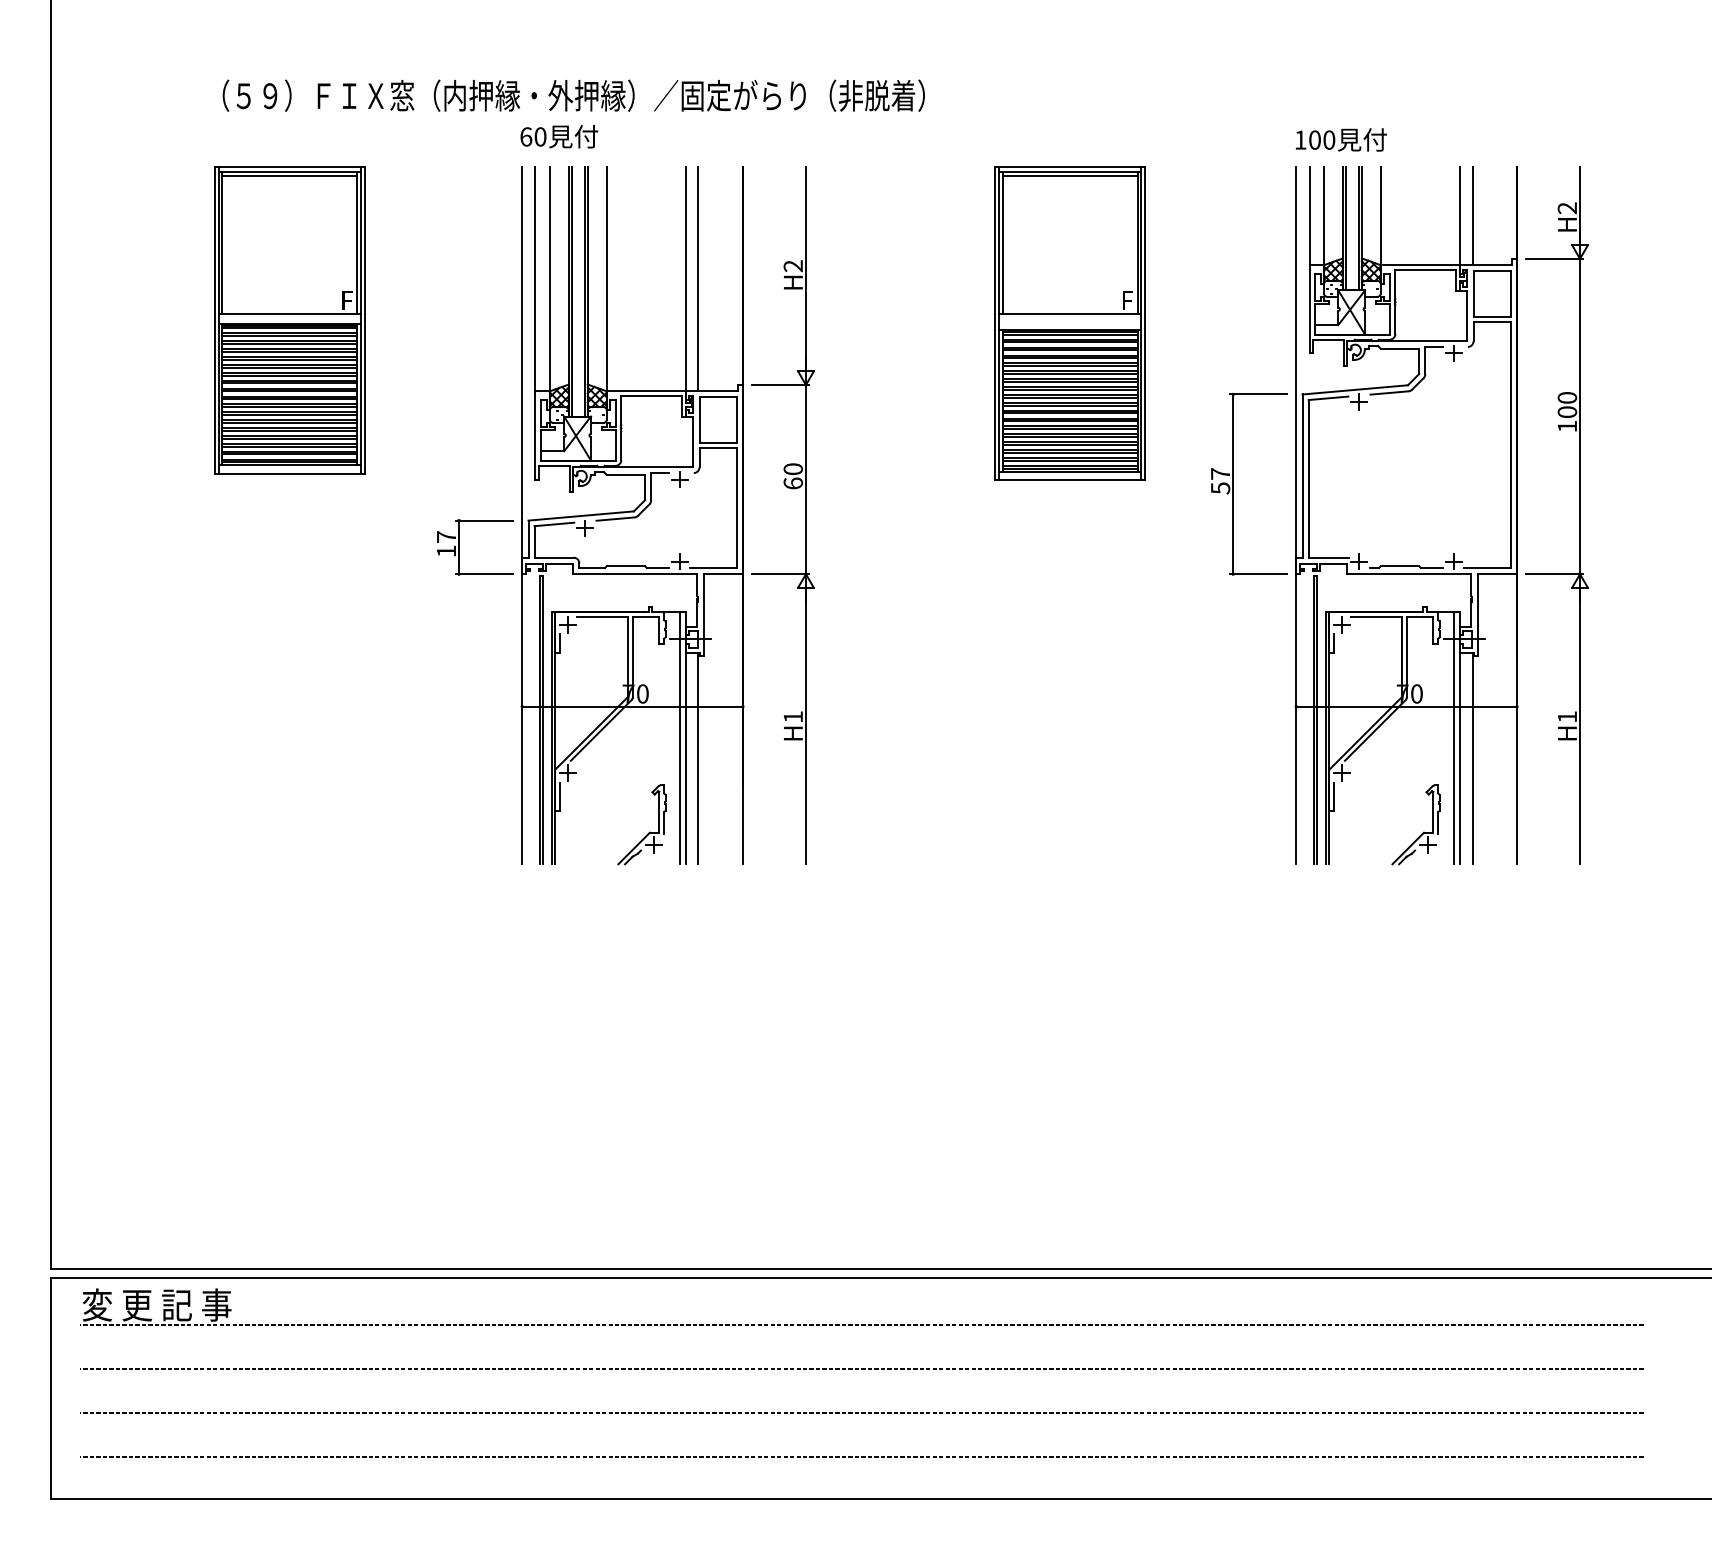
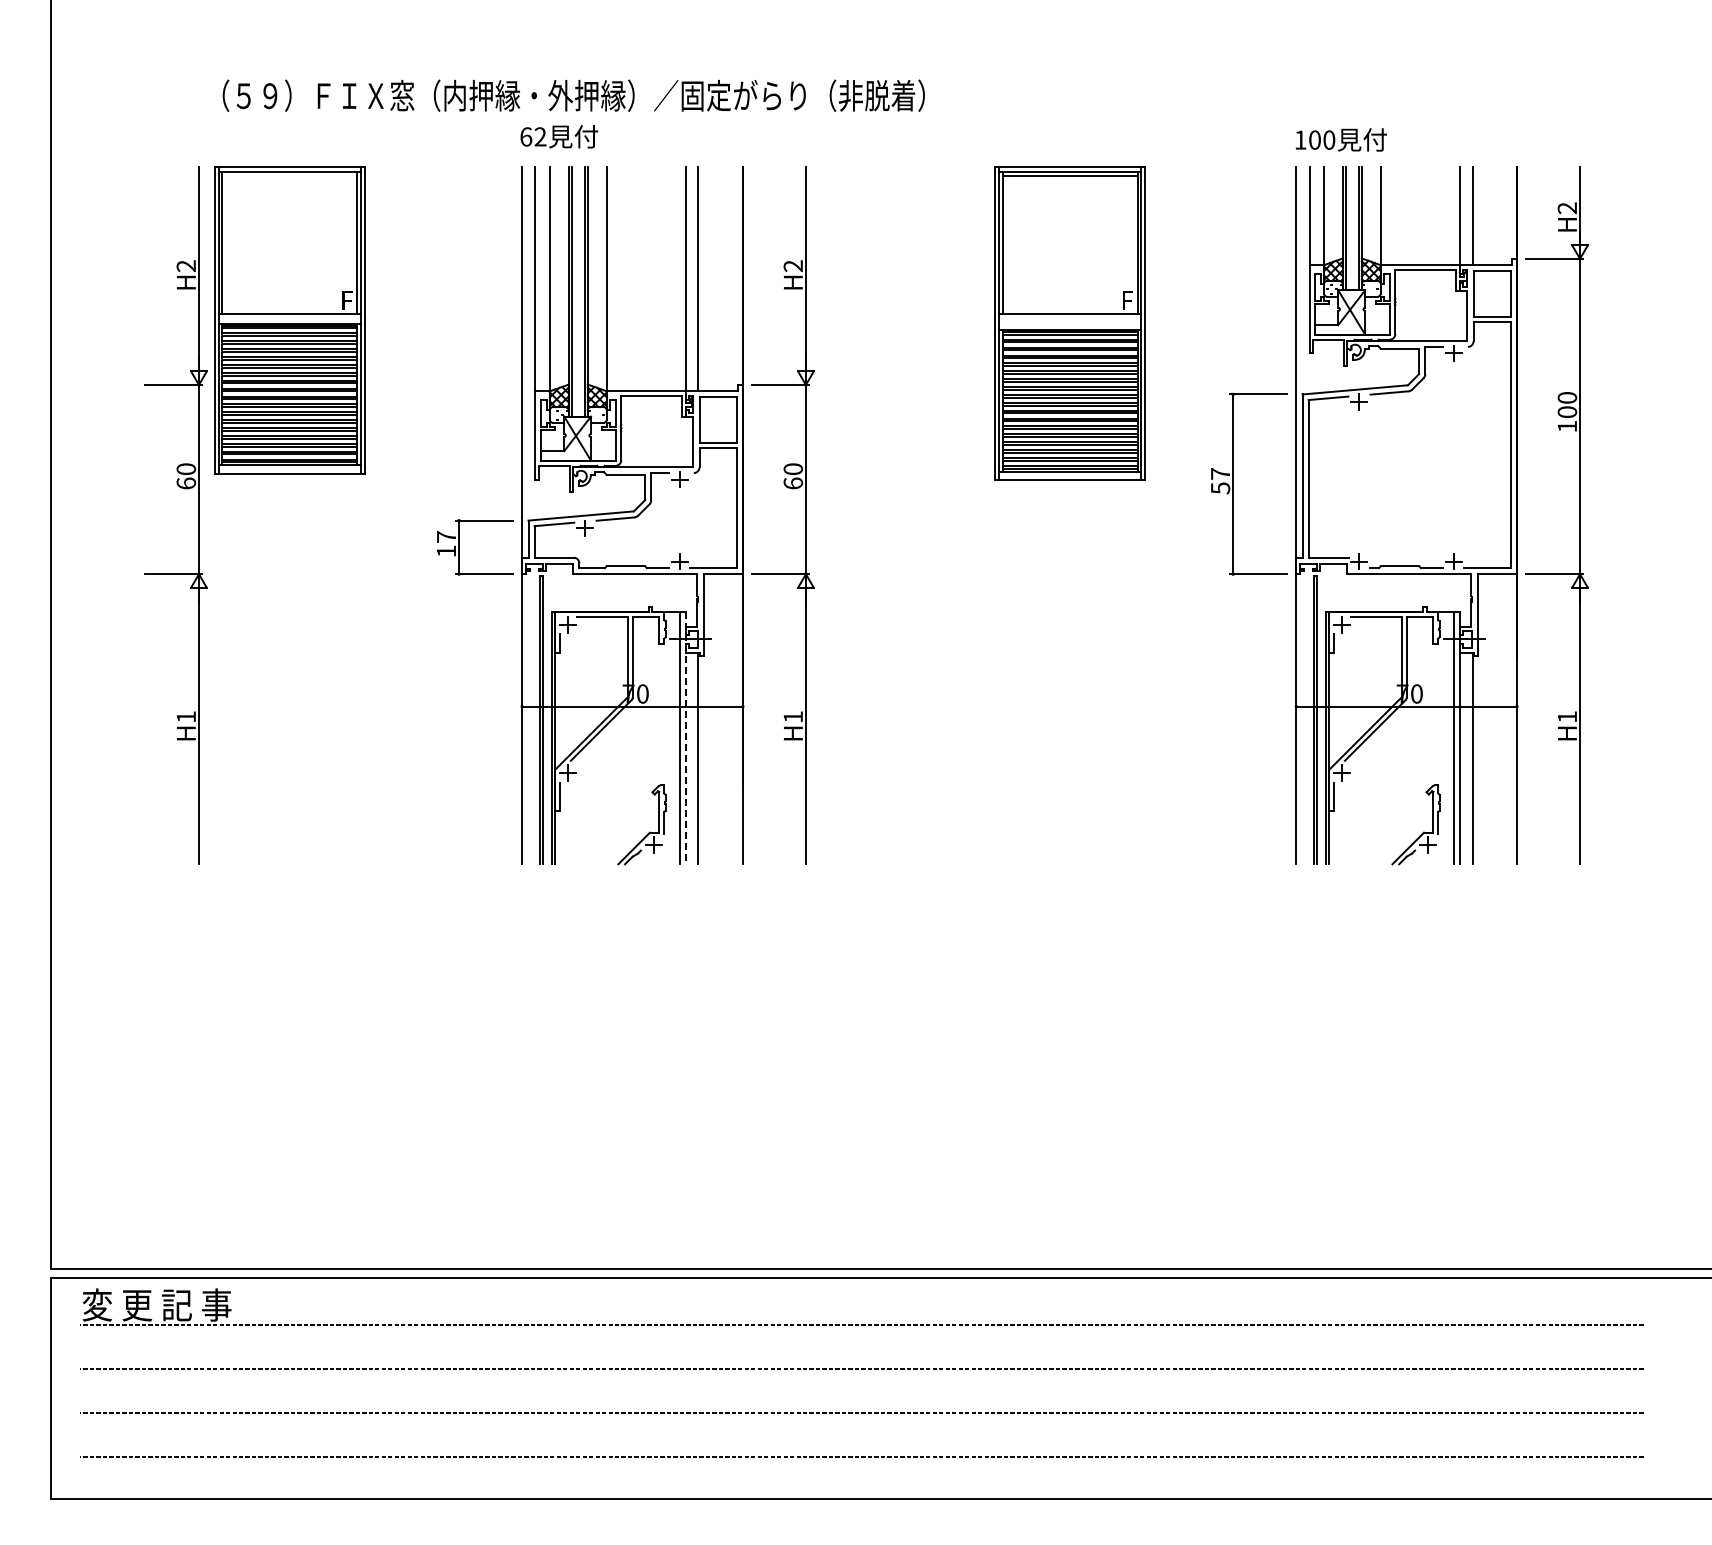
text: 60 -> 62 (540, 136)
line: present -> none (289, 175)
part: none -> present (198, 515)
line: solid -> dashed (686, 738)
